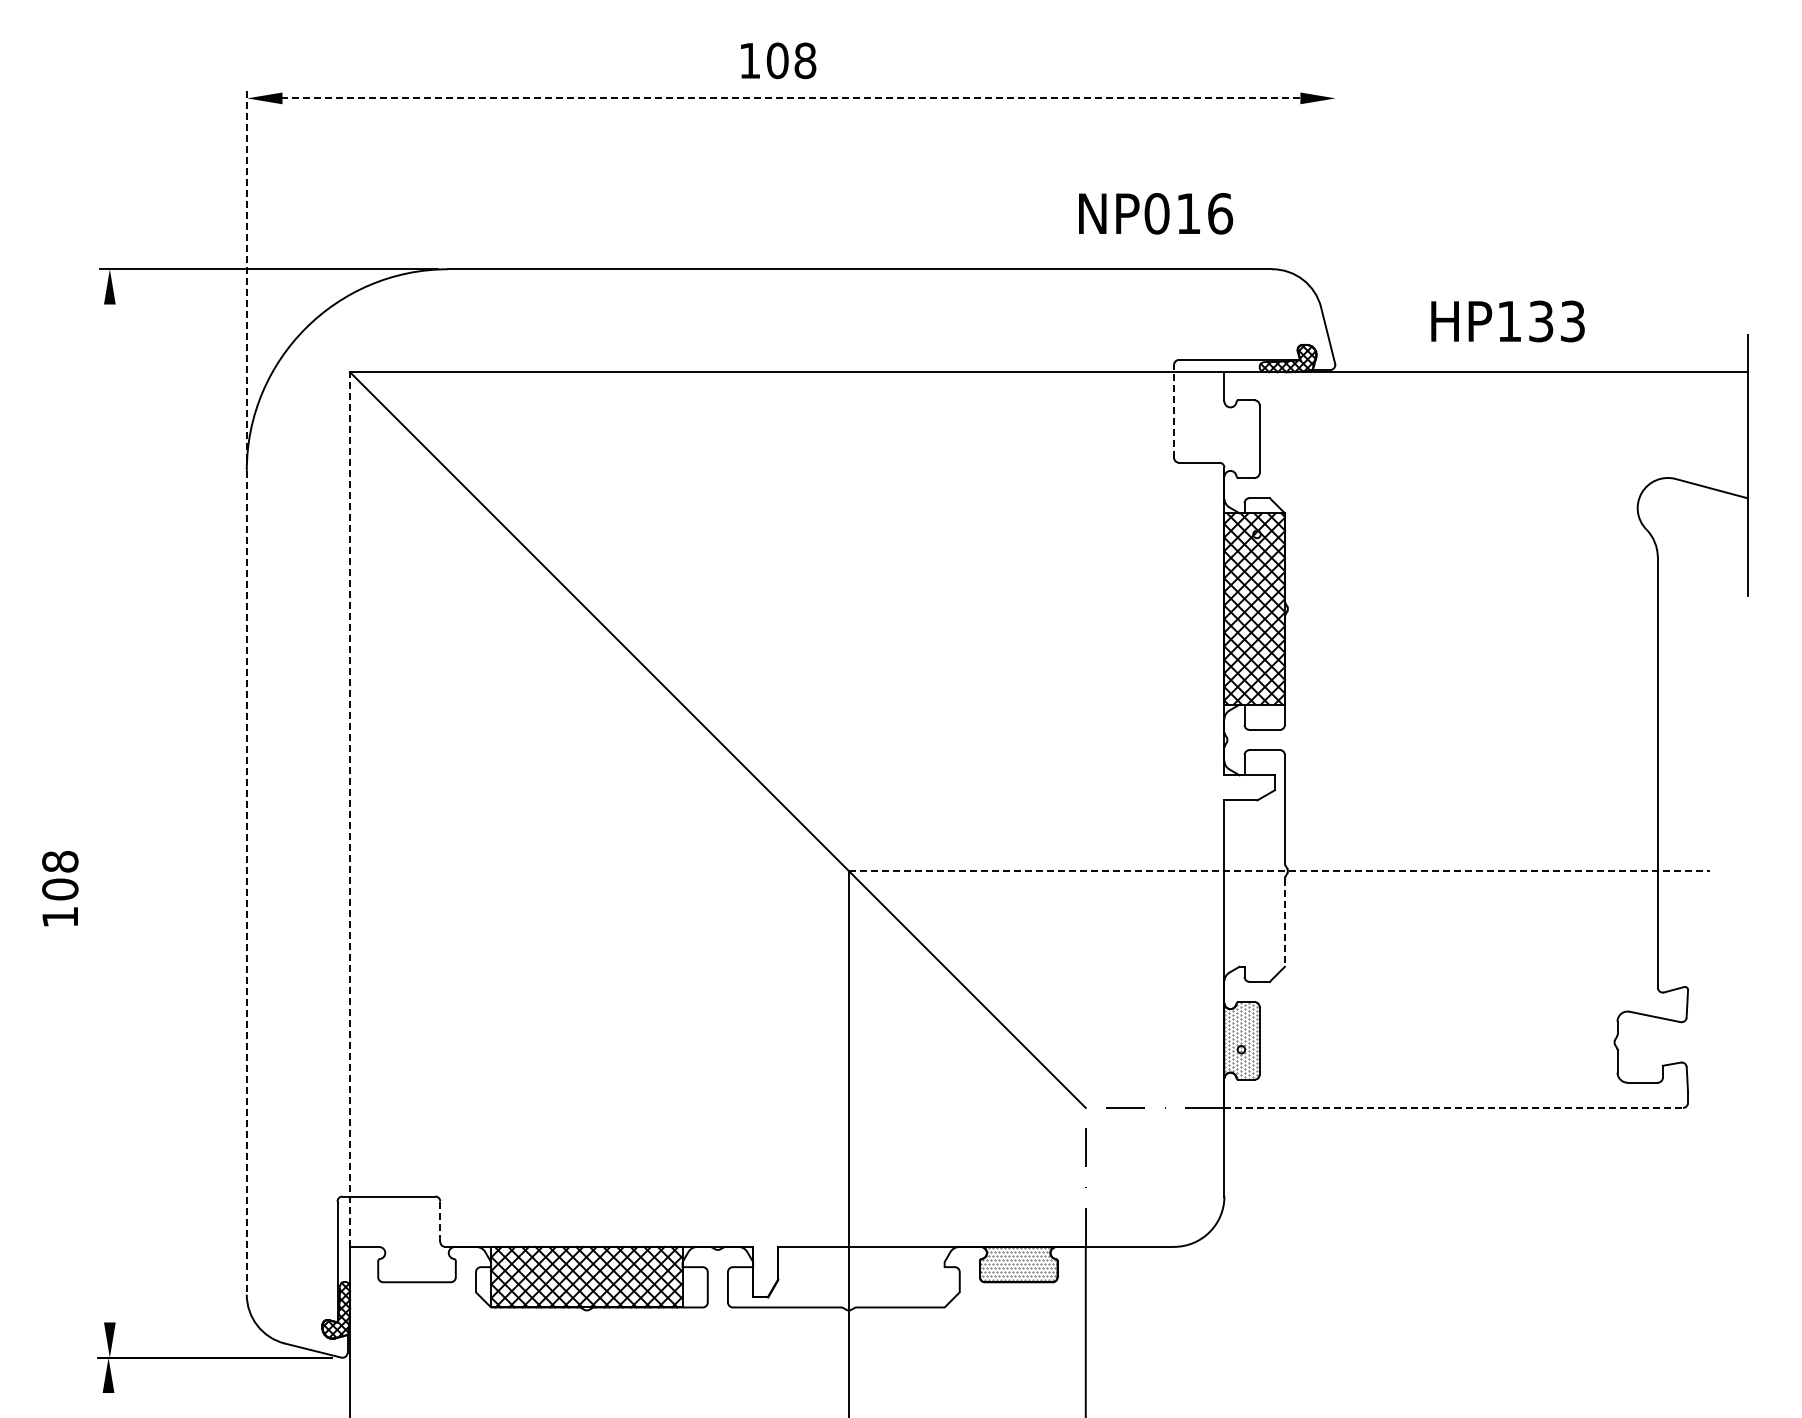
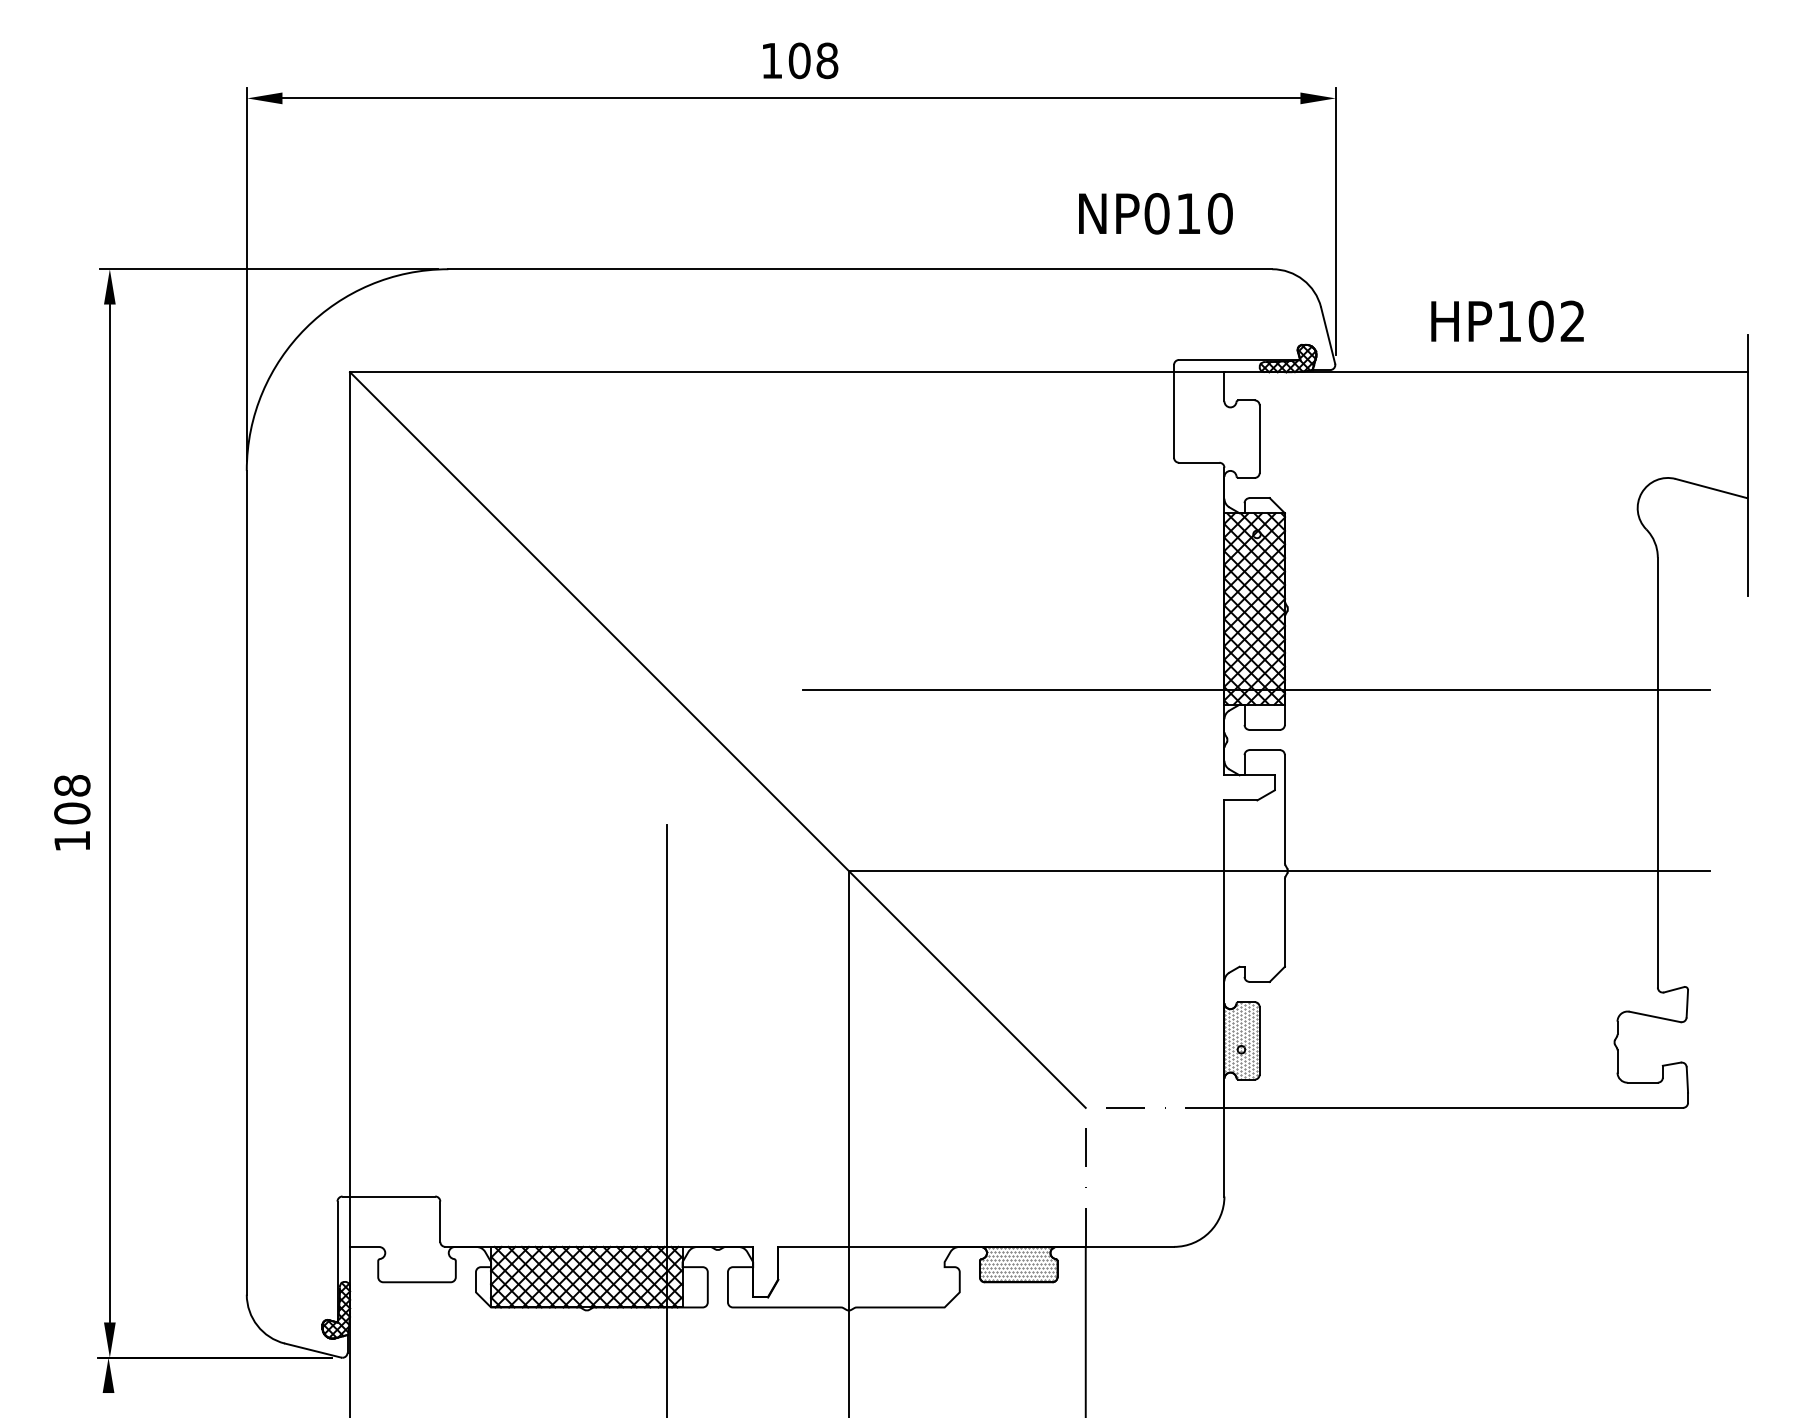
text position: (778, 60) -> (800, 60) (800, 60)
line: dashed -> solid (791, 98)
text: NP016 -> NP010 (1220, 213)
line: none -> present (1335, 221)
line: dashed -> solid (247, 274)
text: HP133 -> HP102 (1556, 321)
line: dashed -> solid (1174, 410)
line: none -> present (1255, 690)
line: dashed -> solid (350, 809)
line: none -> present (109, 813)
line: dashed -> solid (1279, 871)
line: dashed -> solid (246, 882)
text position: (60, 888) -> (72, 812) (72, 812)
line: dashed -> solid (1284, 922)
line: dashed -> solid (1454, 1107)
line: none -> present (667, 1119)
line: dashed -> solid (440, 1222)
